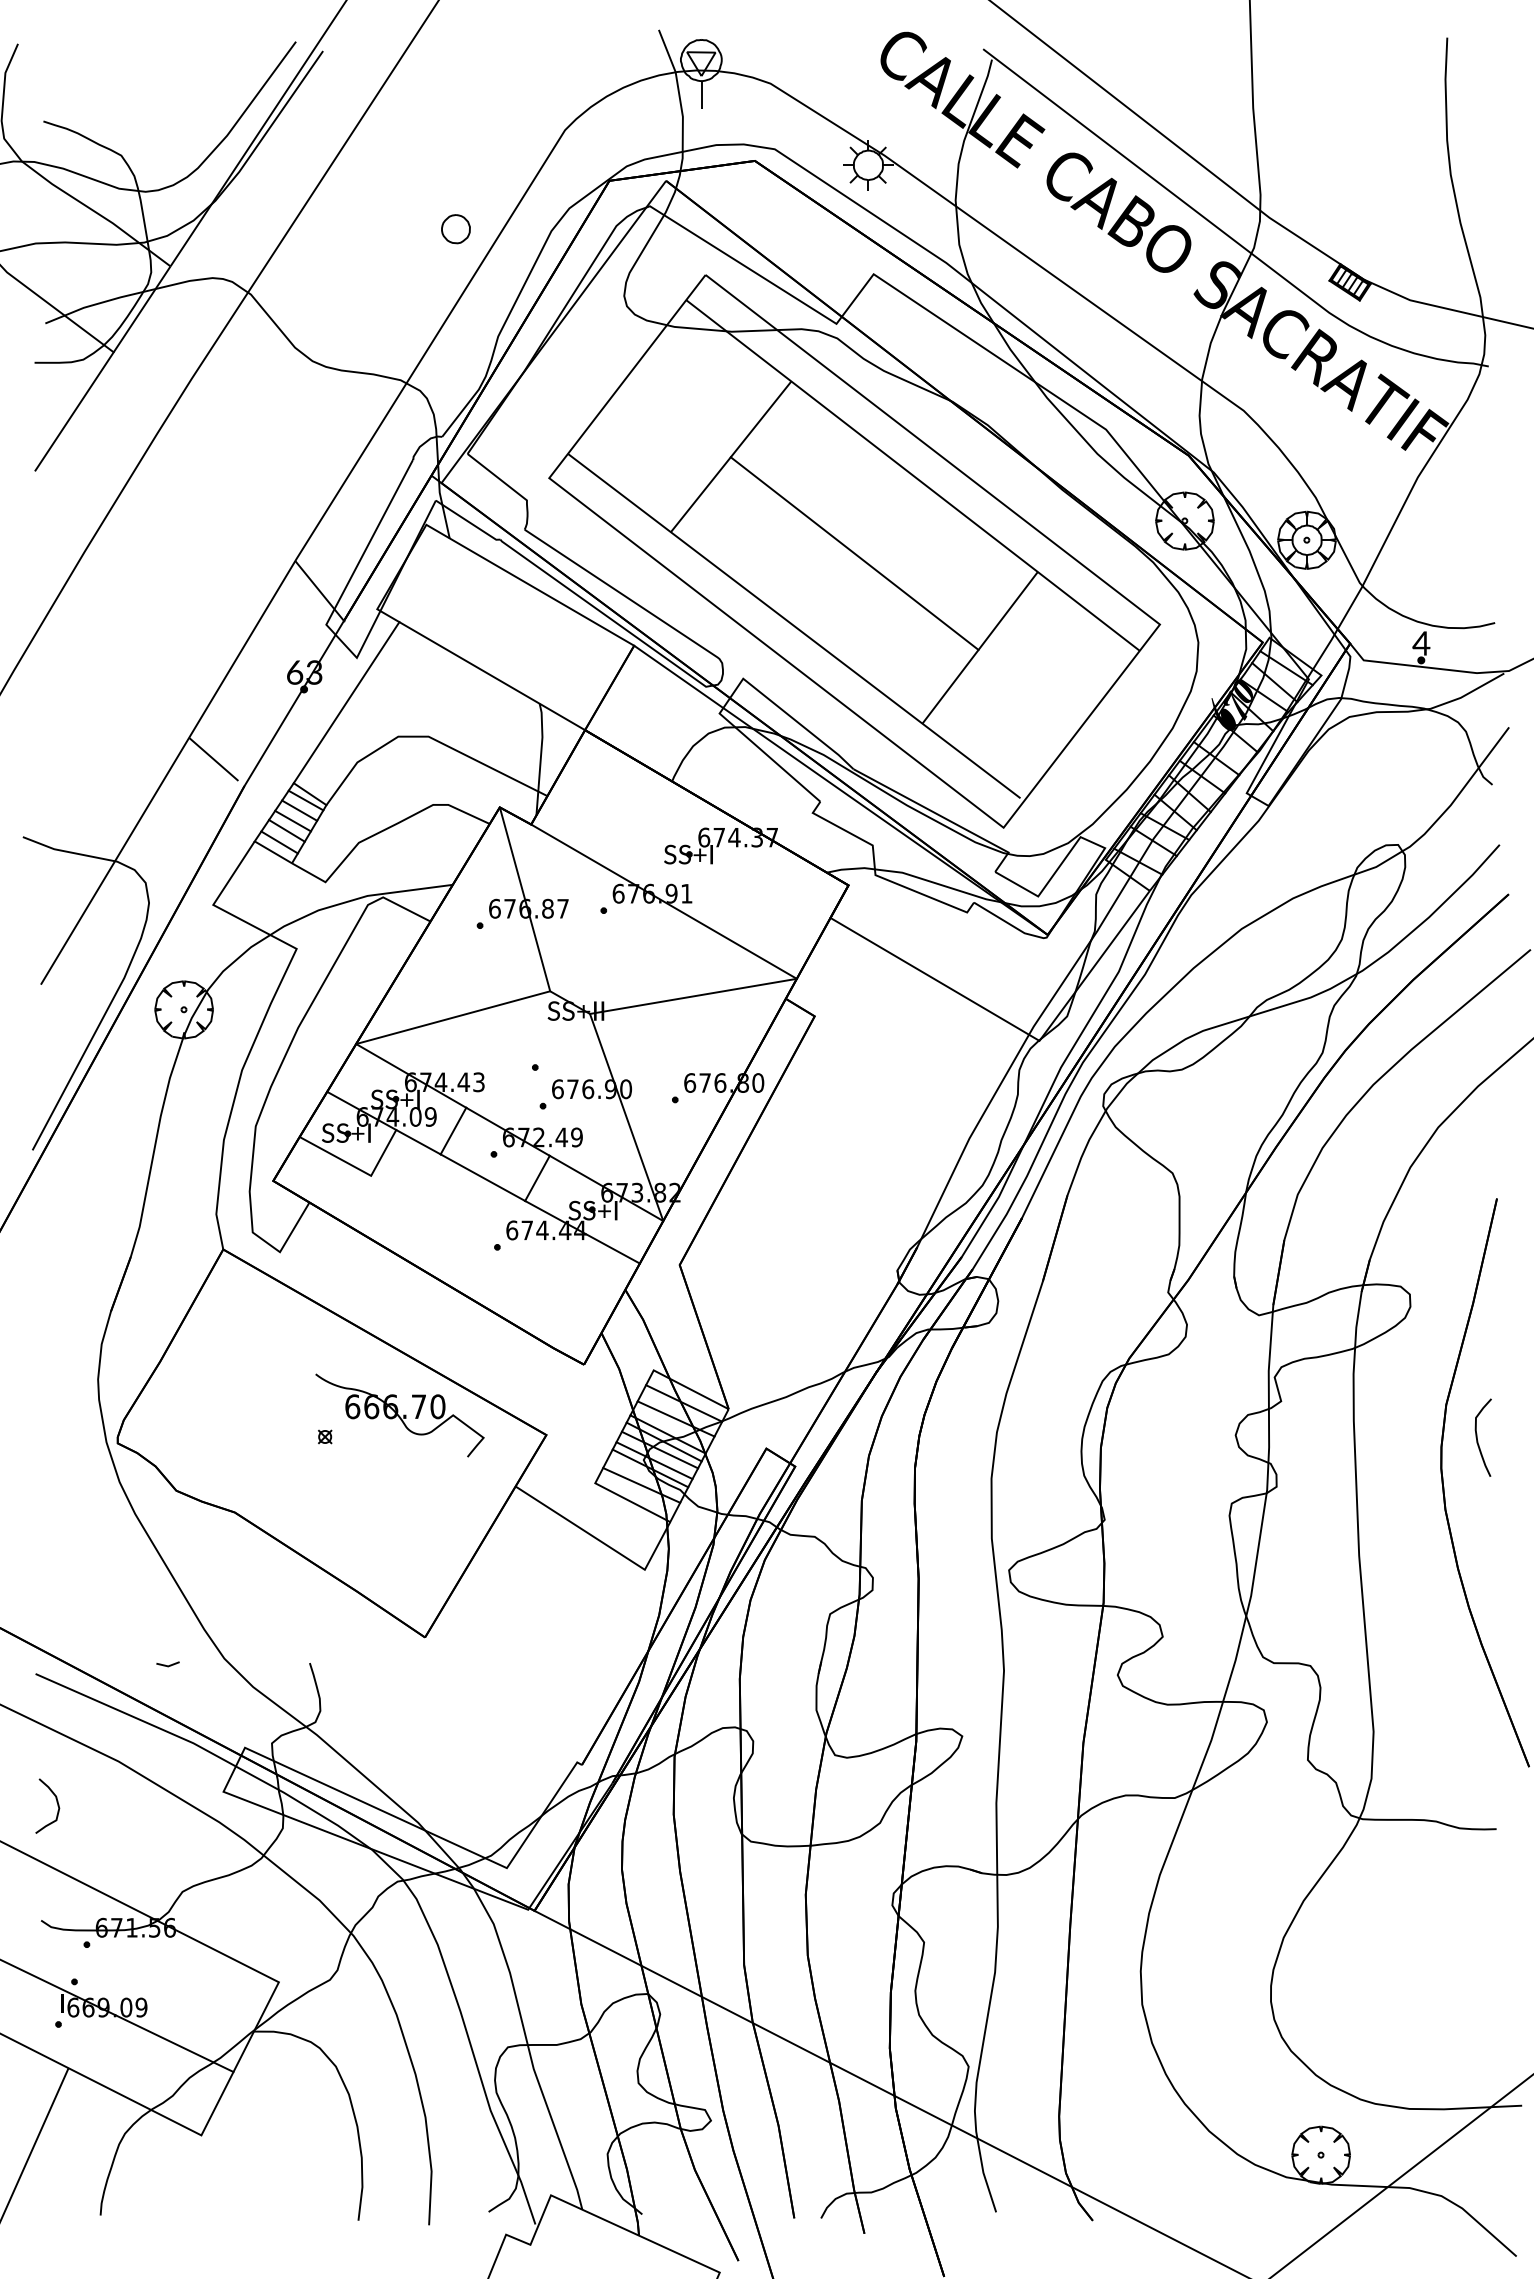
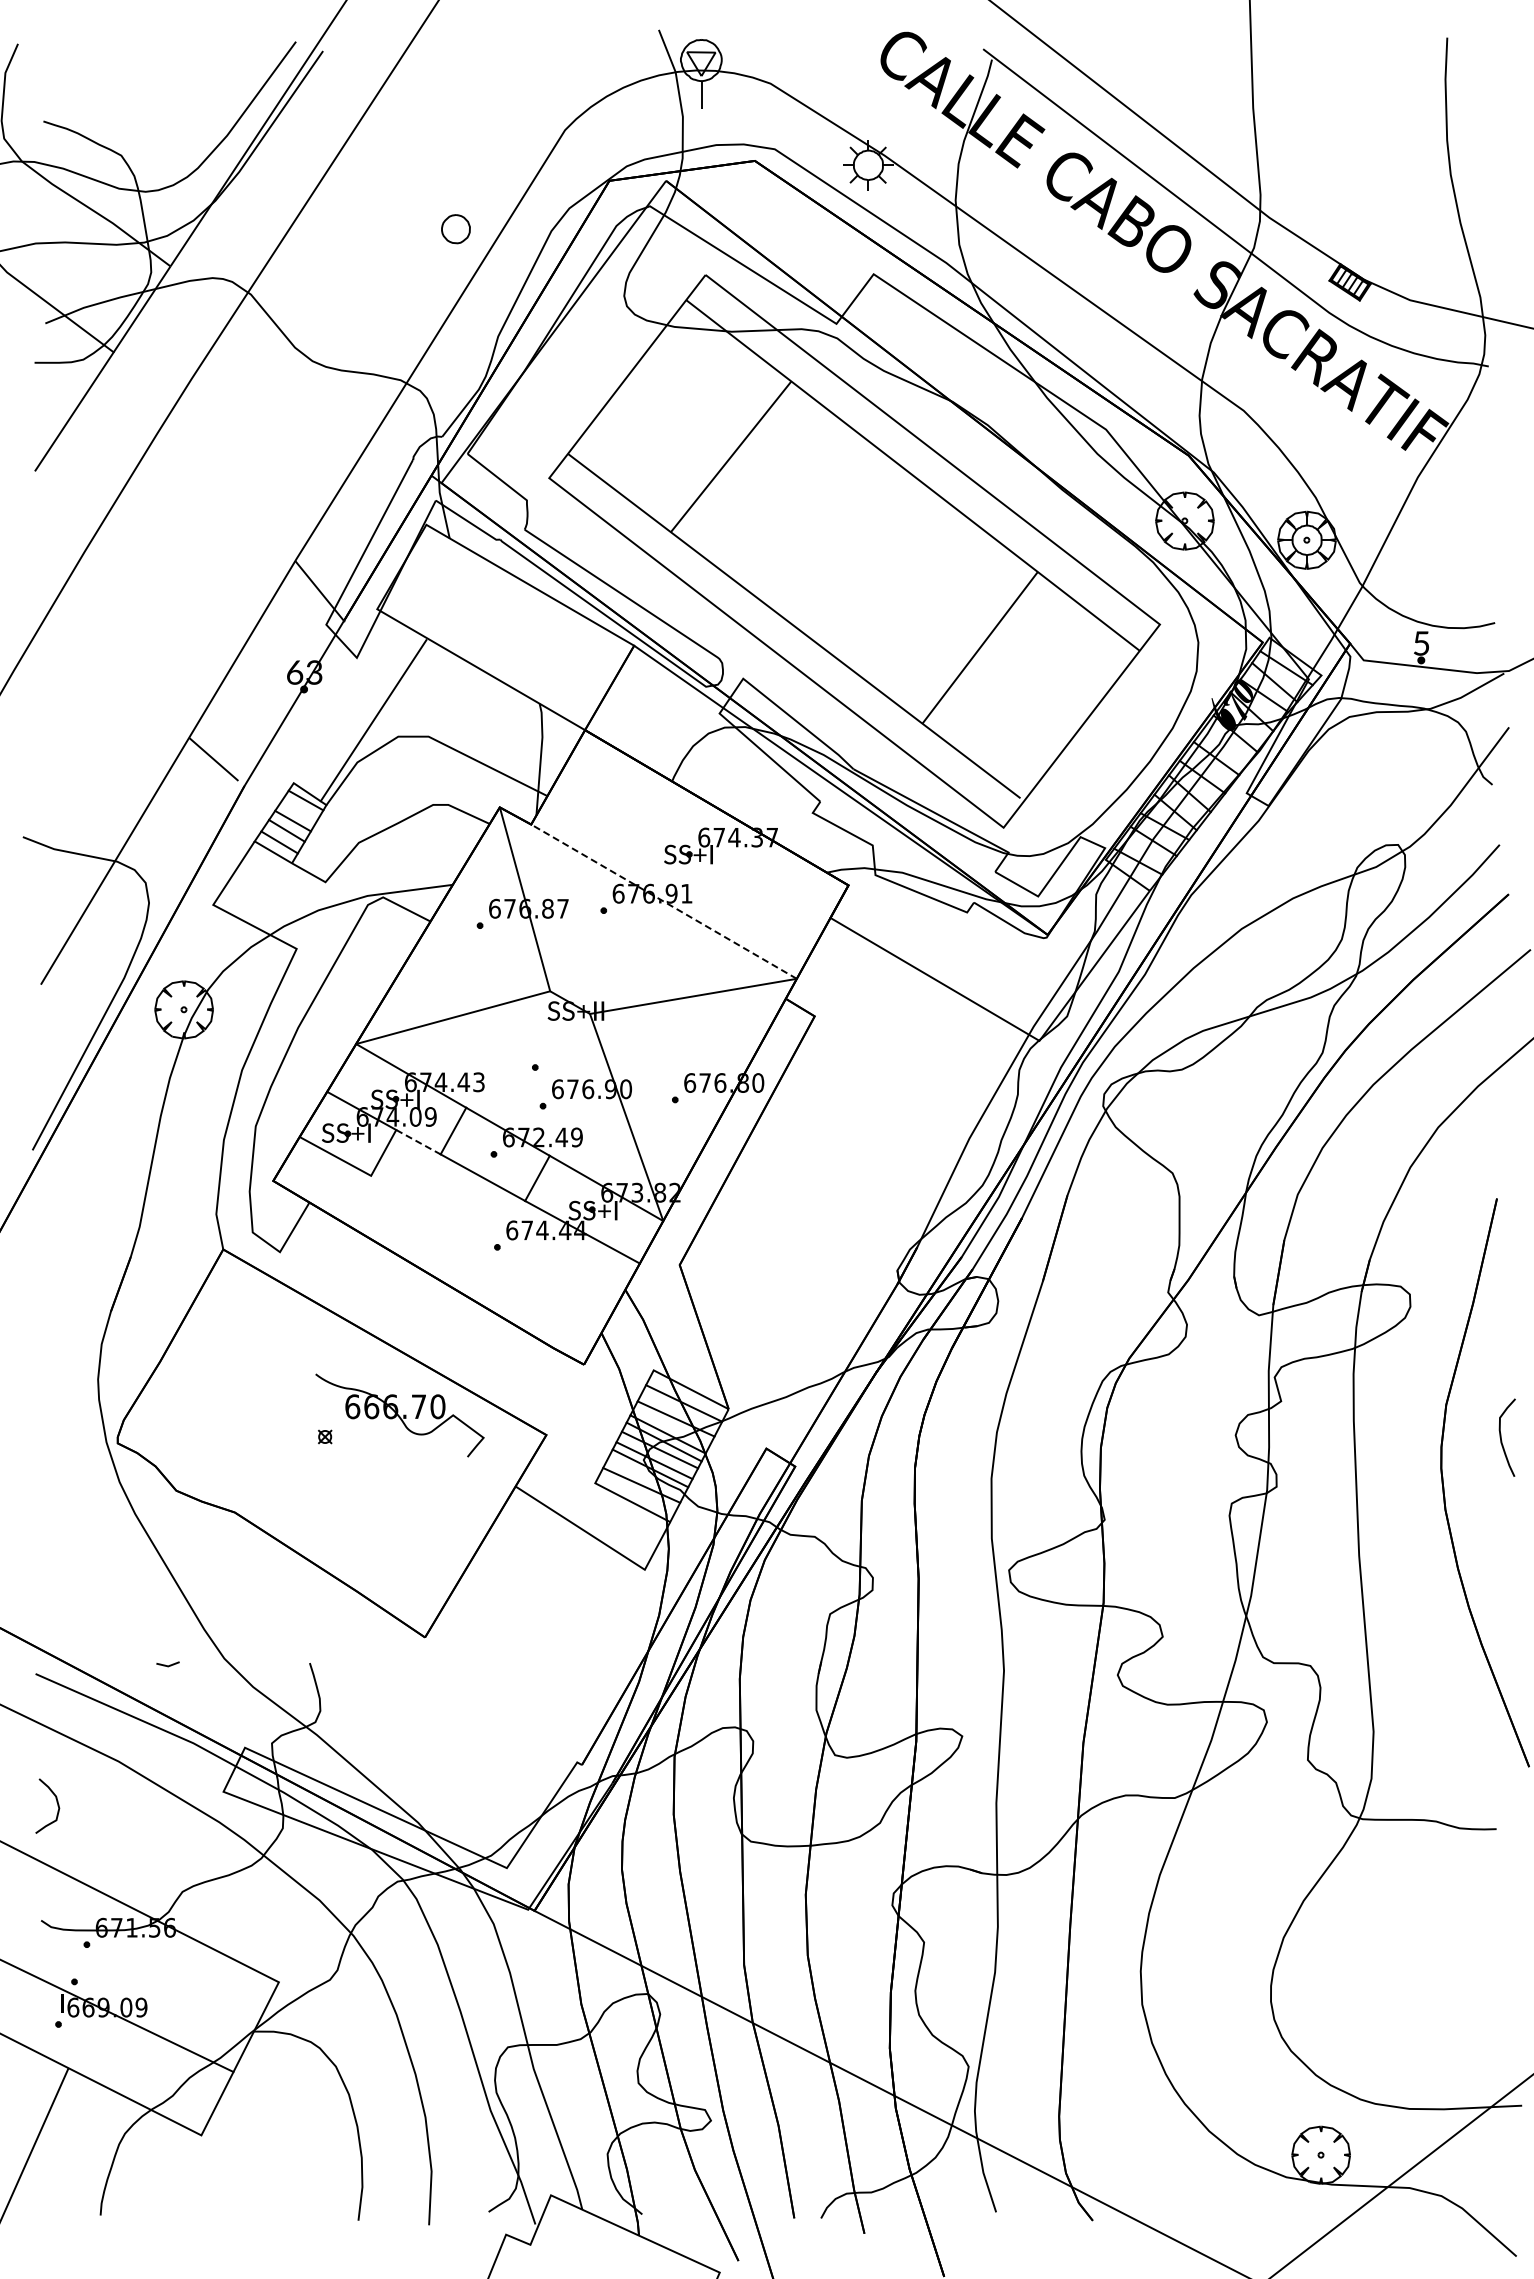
line: present -> none (854, 553)
text: 4 -> 5 (1421, 643)
line position: (346, 702) -> (373, 720) (373, 720)
line: present -> none (299, 810)
line: solid -> dashed (664, 901)
line: solid -> dashed (418, 1142)
curve position: (1477, 1437) -> (1501, 1437) (1501, 1437)
